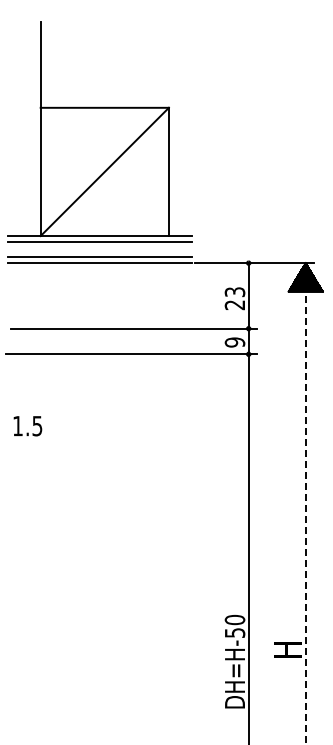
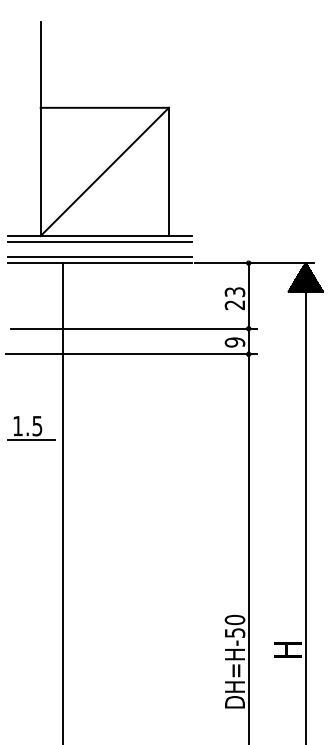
line: none -> present (30, 439)
line: none -> present (63, 502)
line: dashed -> solid (305, 503)
